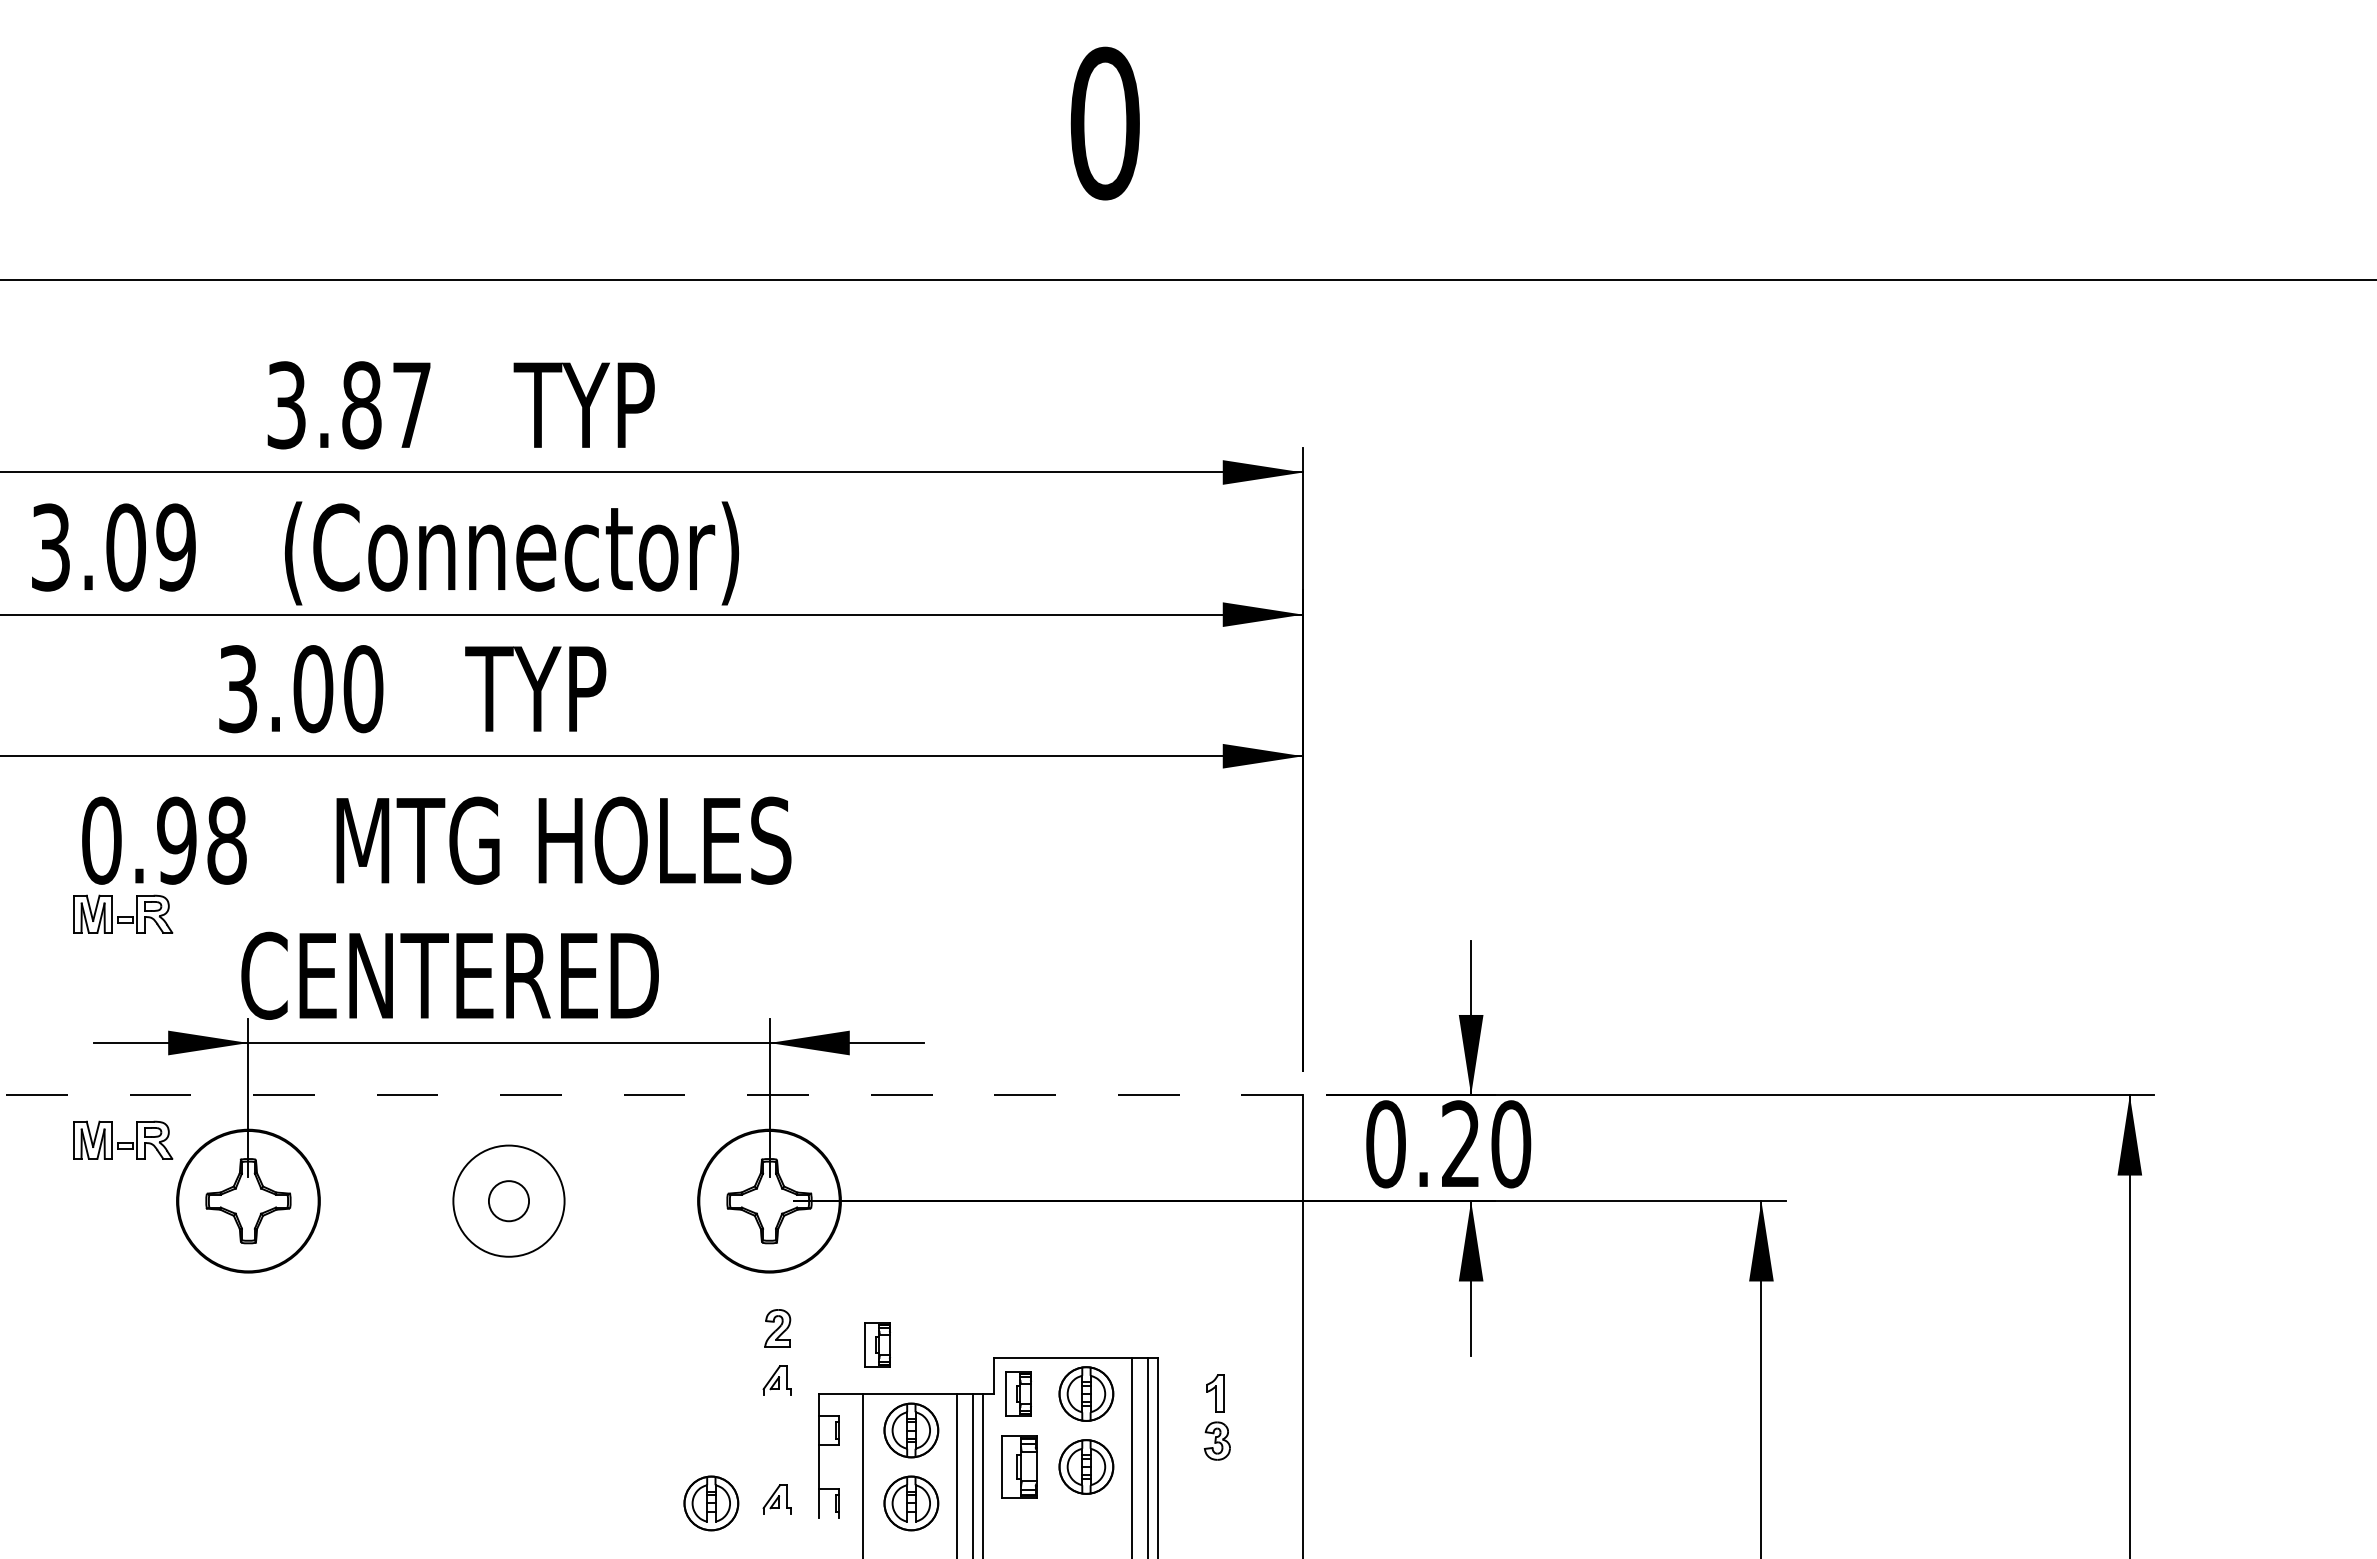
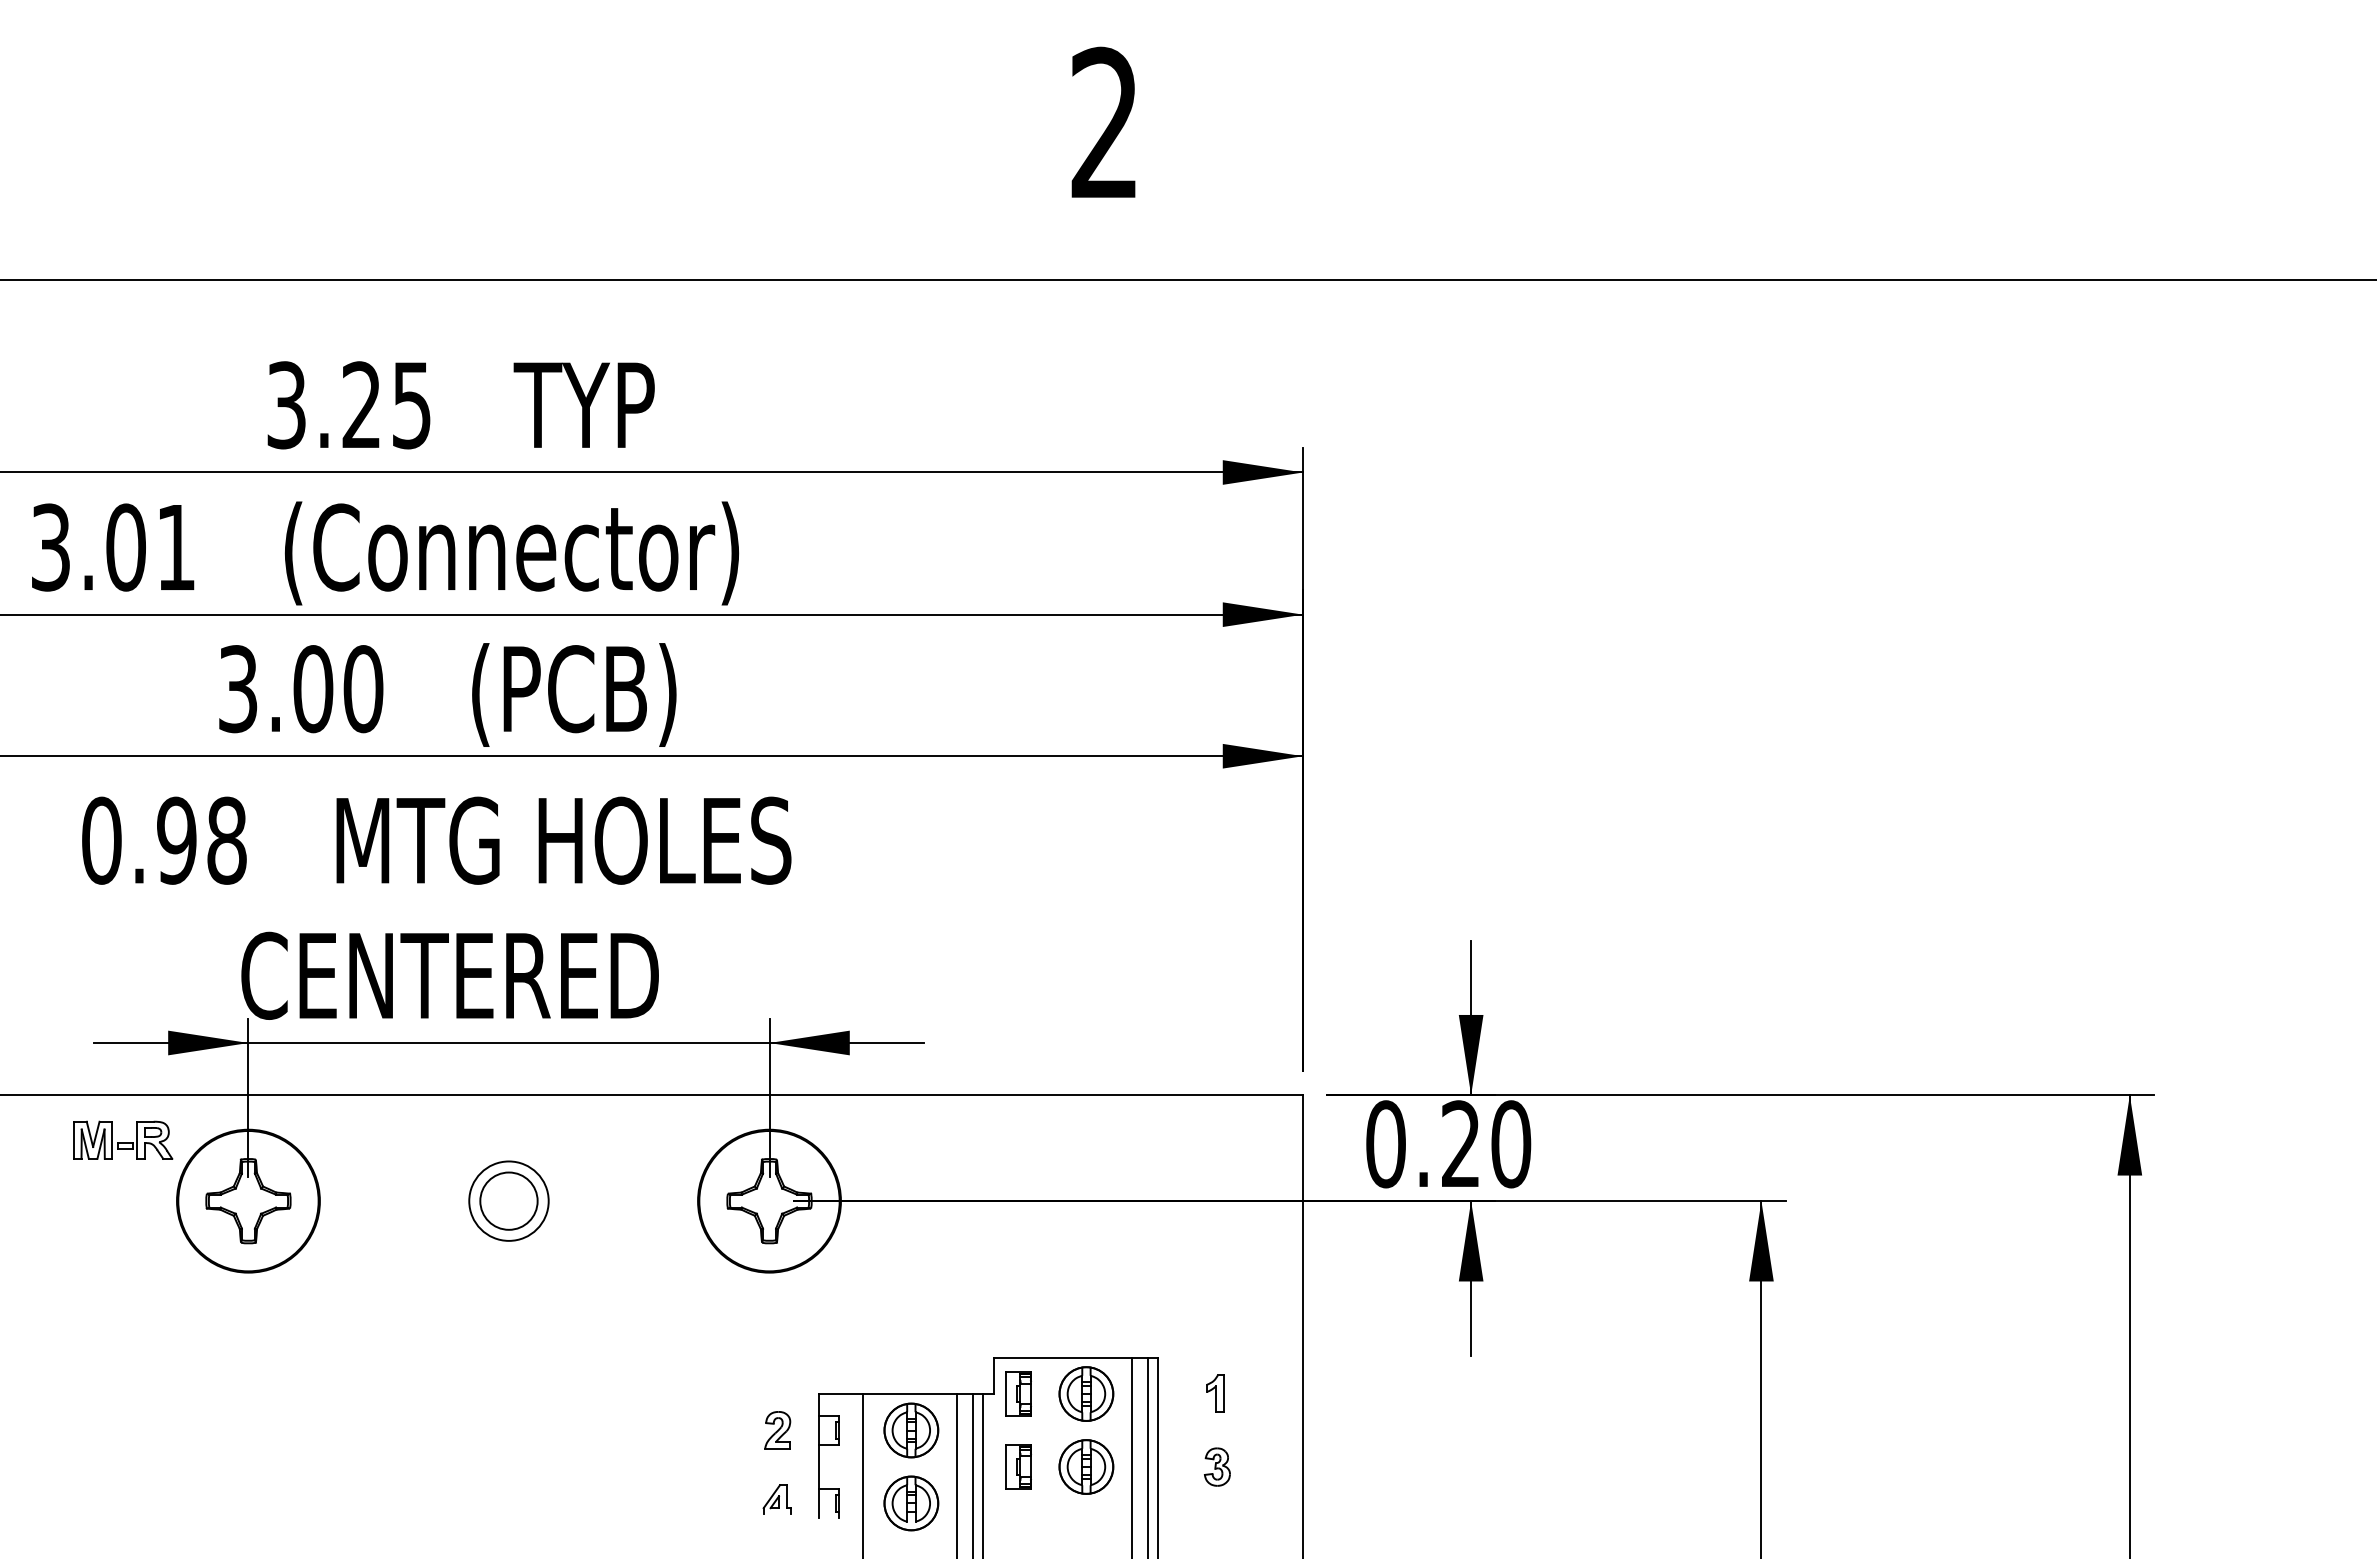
text: 0 -> 2 (1104, 123)
text: 3.87 -> 3.25 (386, 405)
text: 3.09 -> 3.01 (175, 547)
text: TYP -> (PCB) (570, 694)
part: present -> none (123, 913)
line: dashed -> solid (651, 1095)
circle diameter: 111 px -> 79 px (508, 1200)
circle diameter: 40 px -> 57 px (508, 1200)
part position: (777, 1328) -> (777, 1430) (777, 1430)
part: present -> none (877, 1344)
part: present -> none (776, 1380)
part position: (1217, 1440) -> (1217, 1466) (1217, 1466)
part size: 37x64 px -> 27x46 px (1018, 1466)
part: present -> none (711, 1503)
